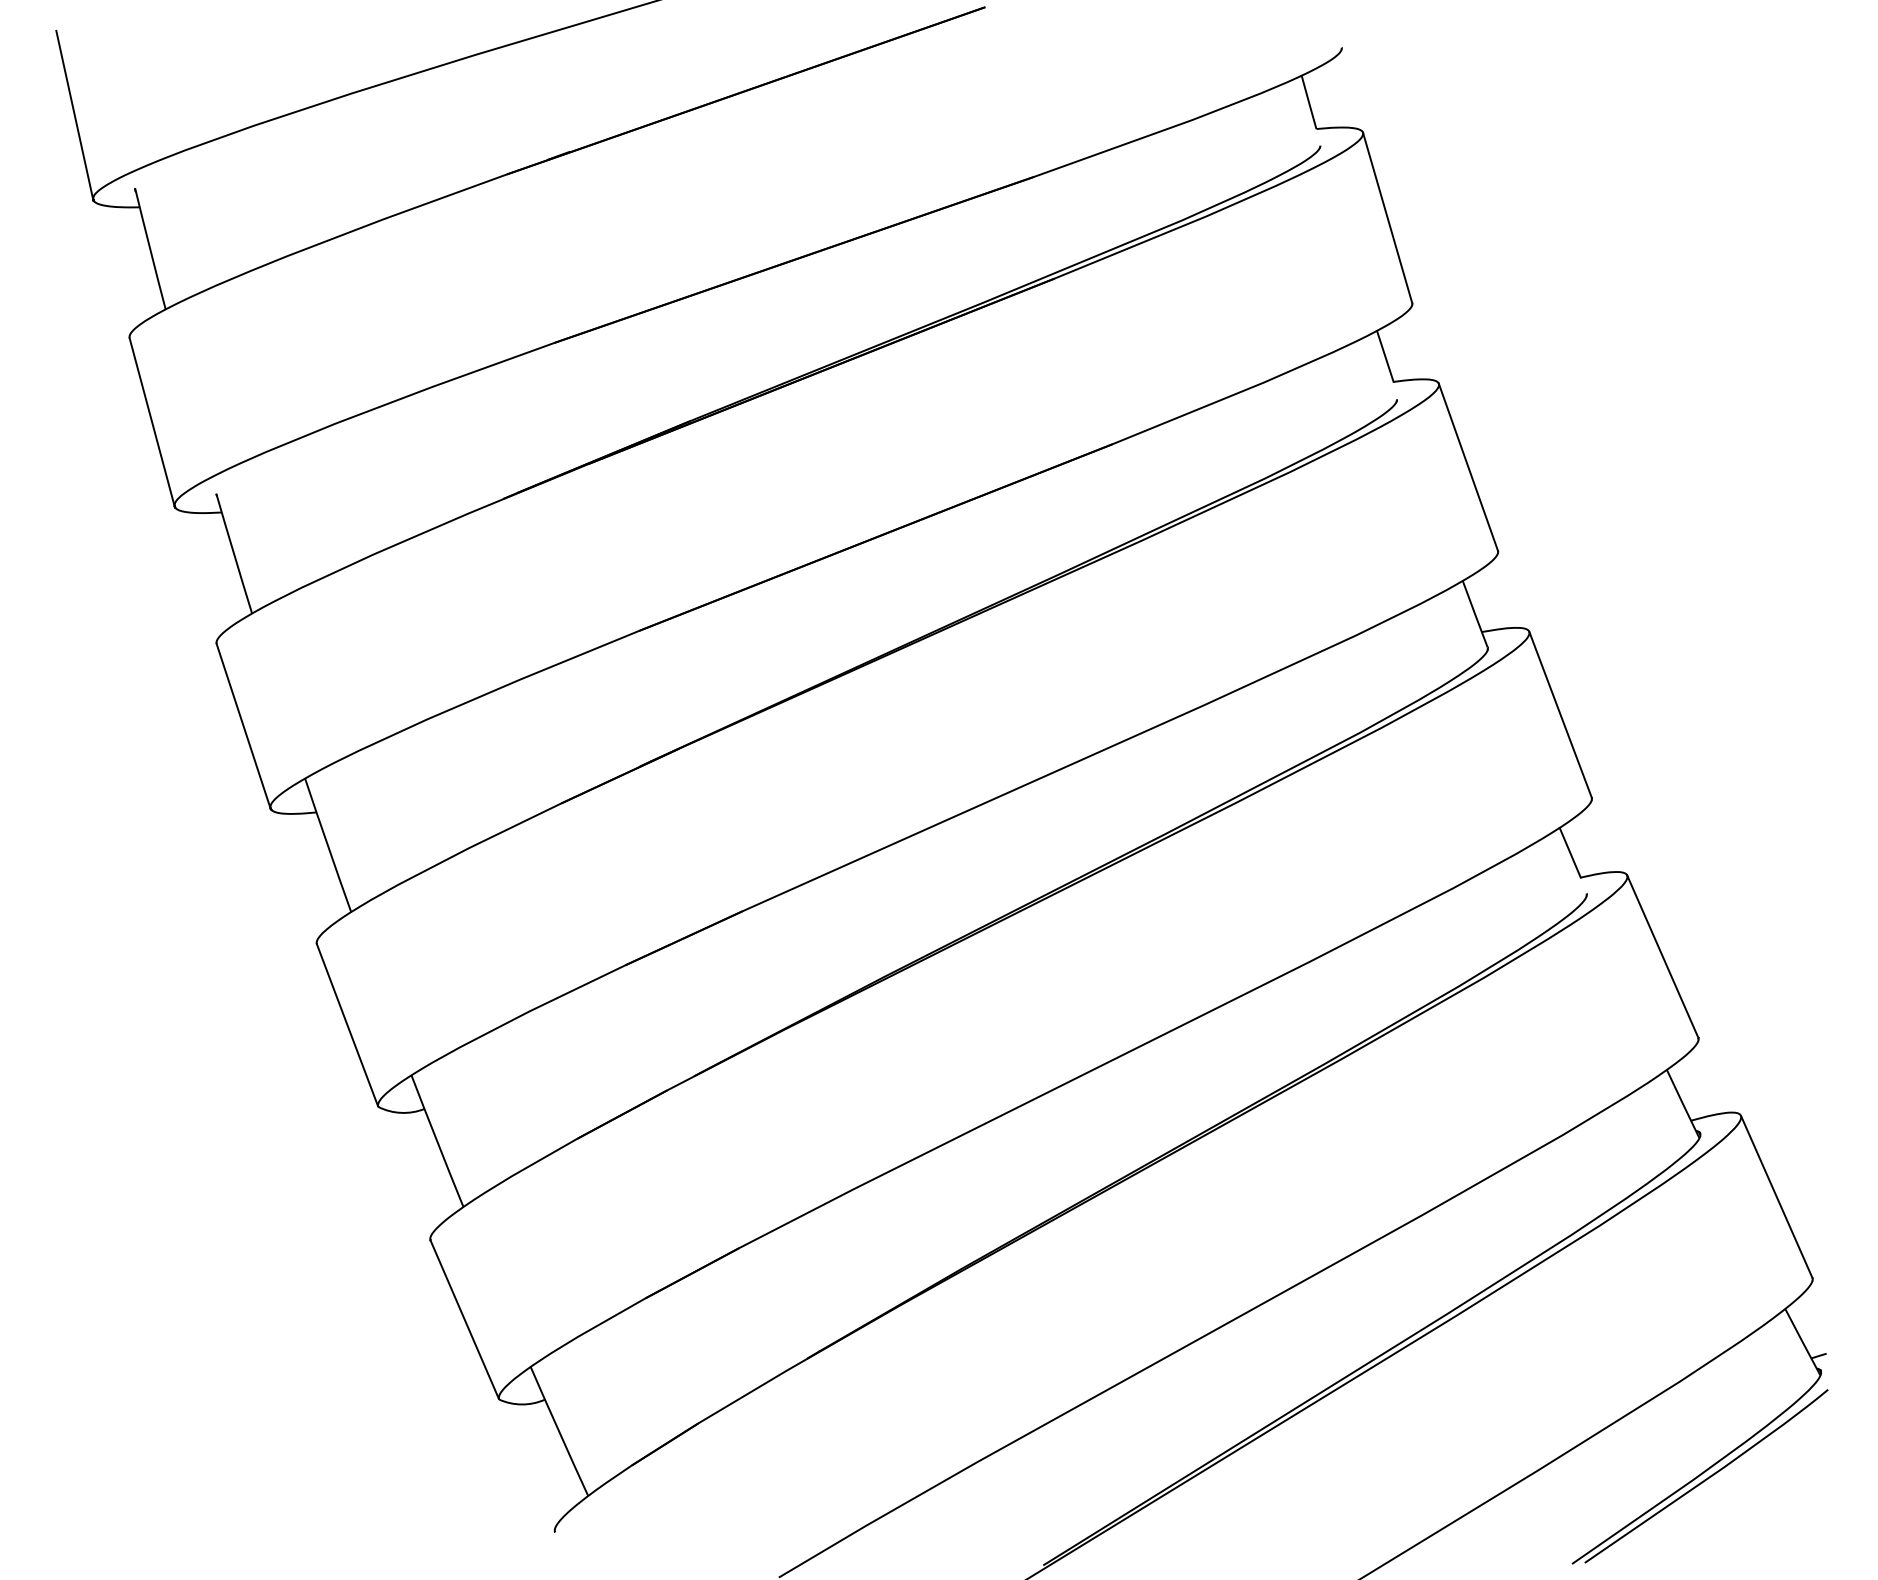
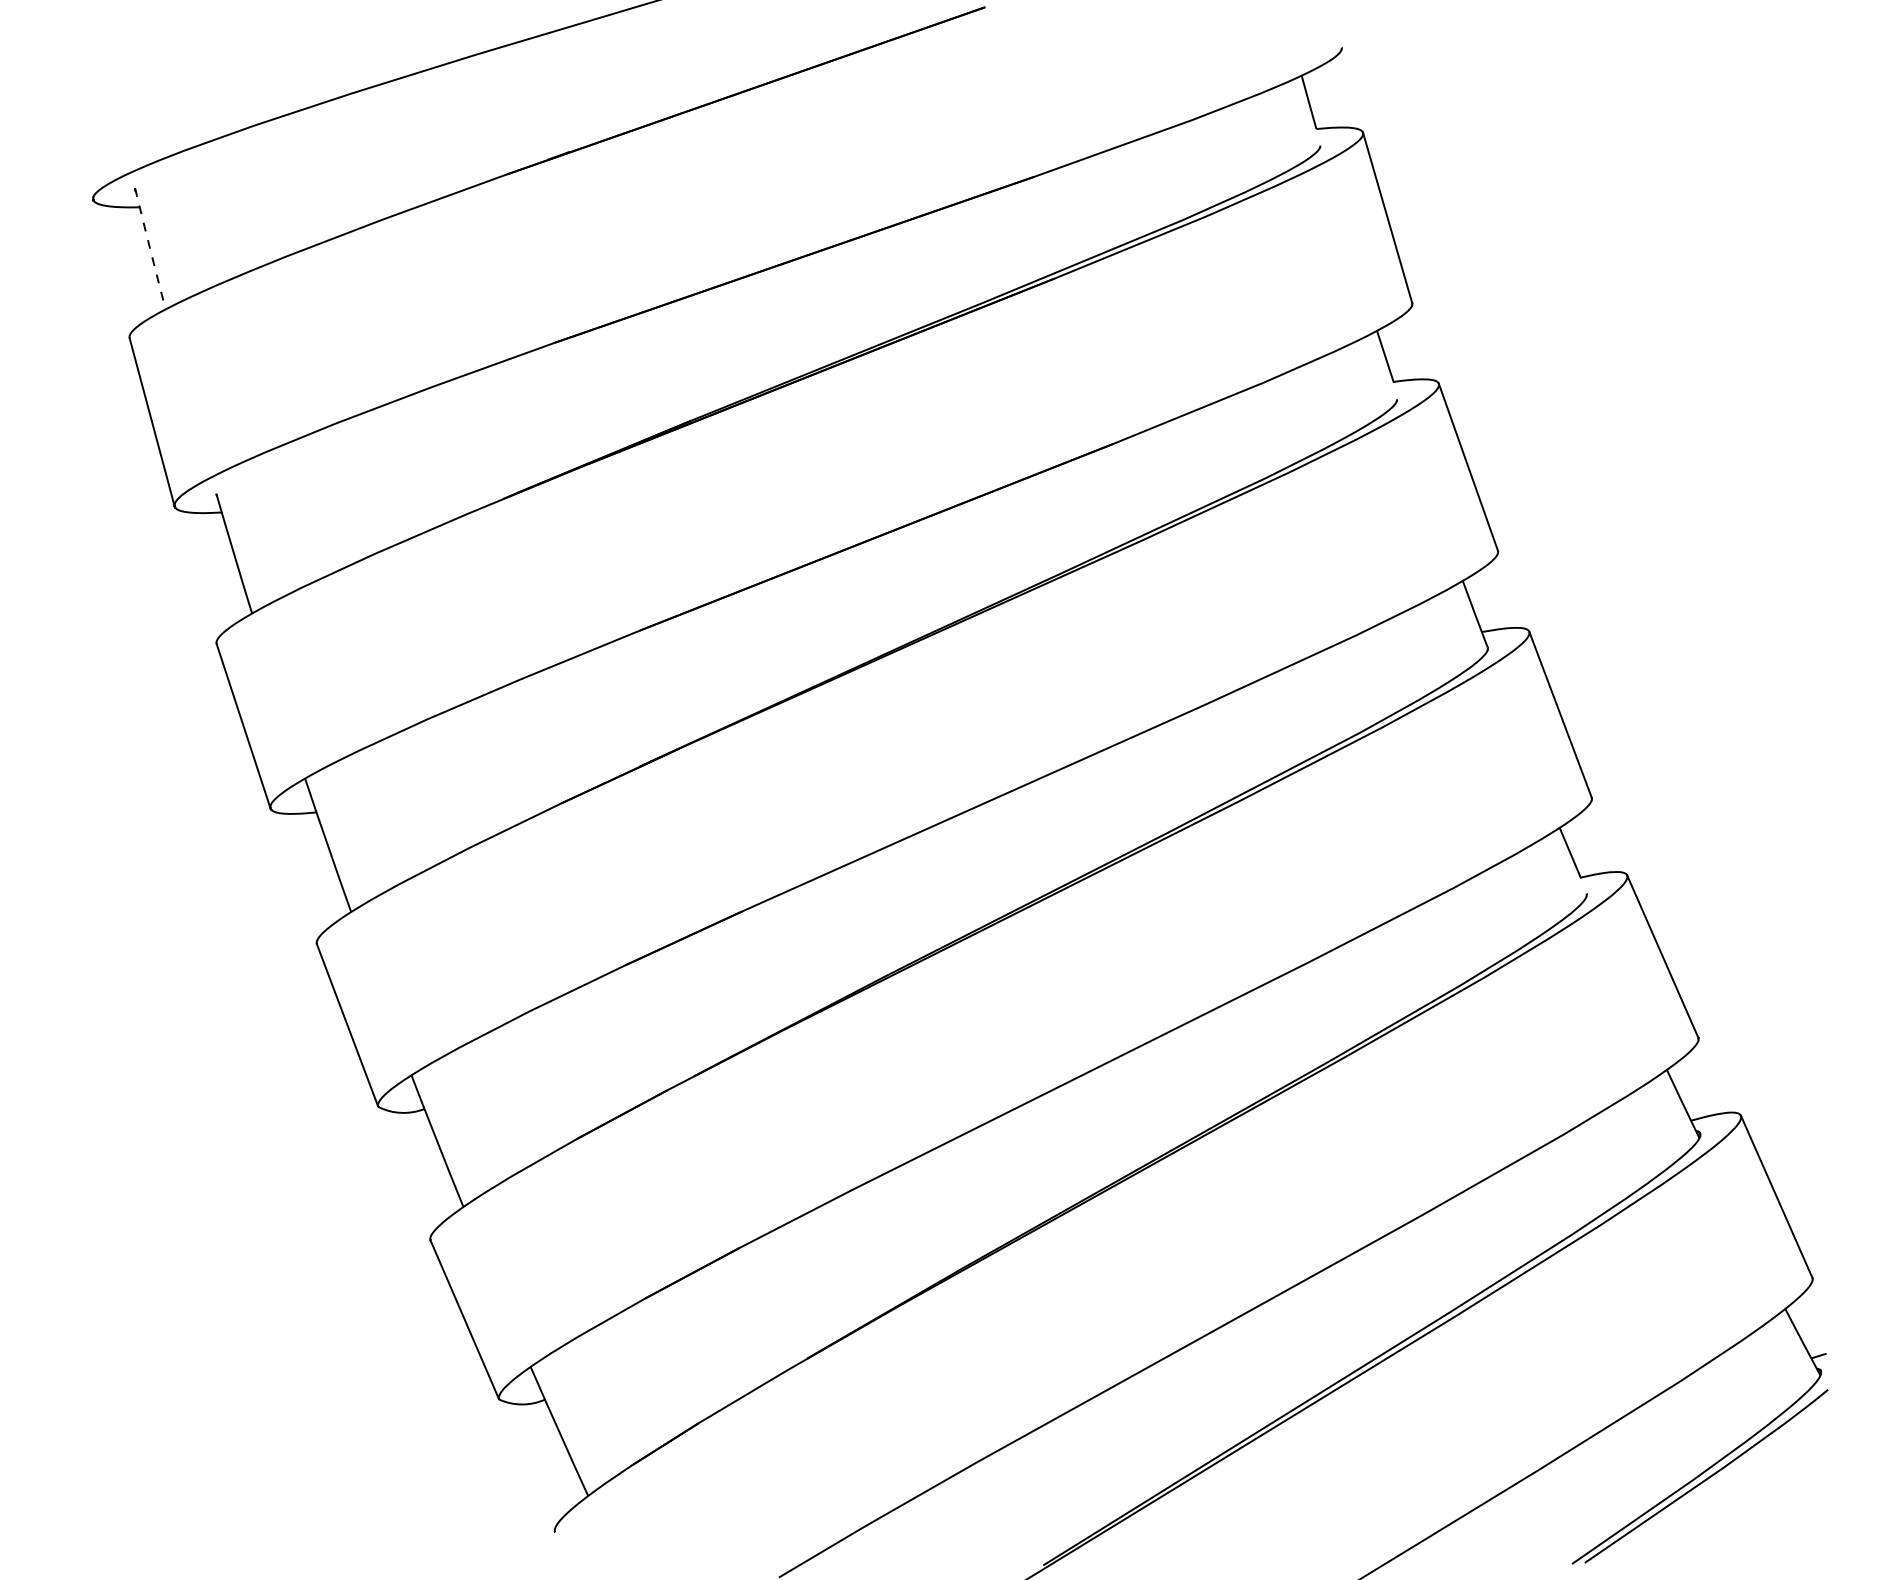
line: present -> none (74, 114)
arc: solid -> dashed (150, 248)
